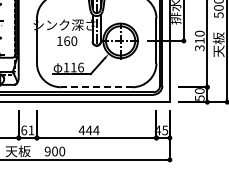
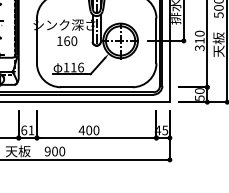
line: dashed -> solid (96, 87)
text: 444 -> 400 (92, 130)
